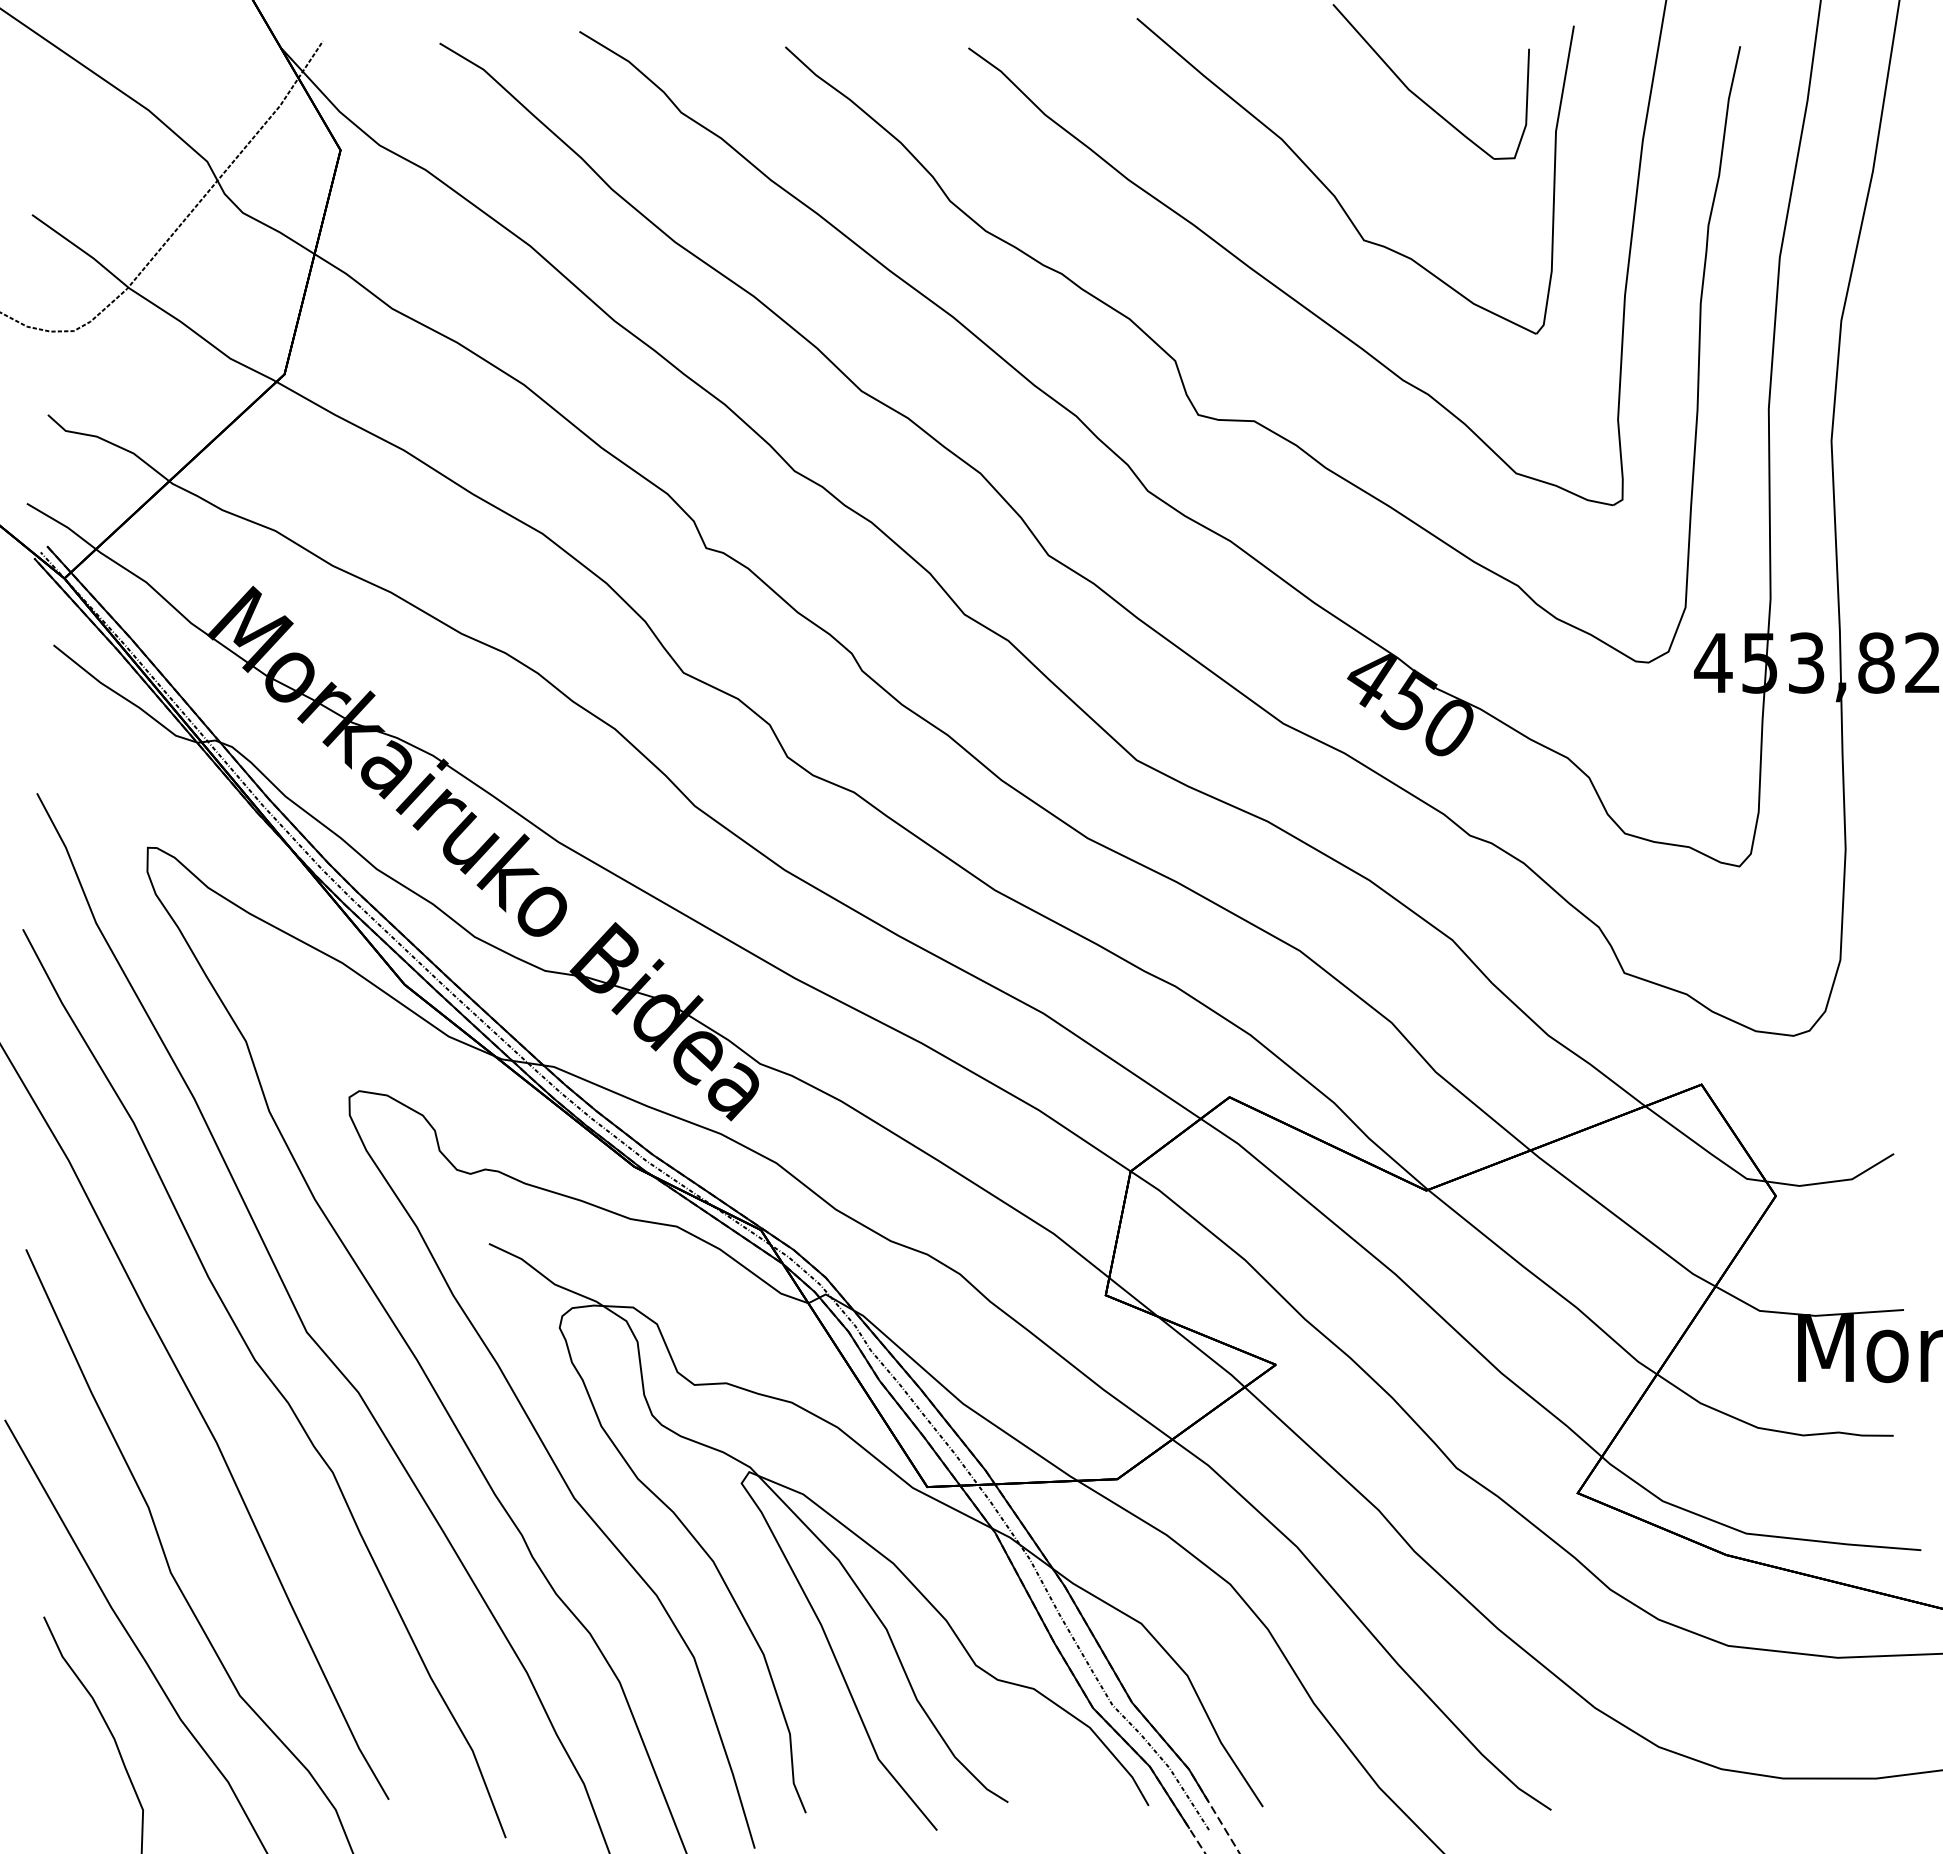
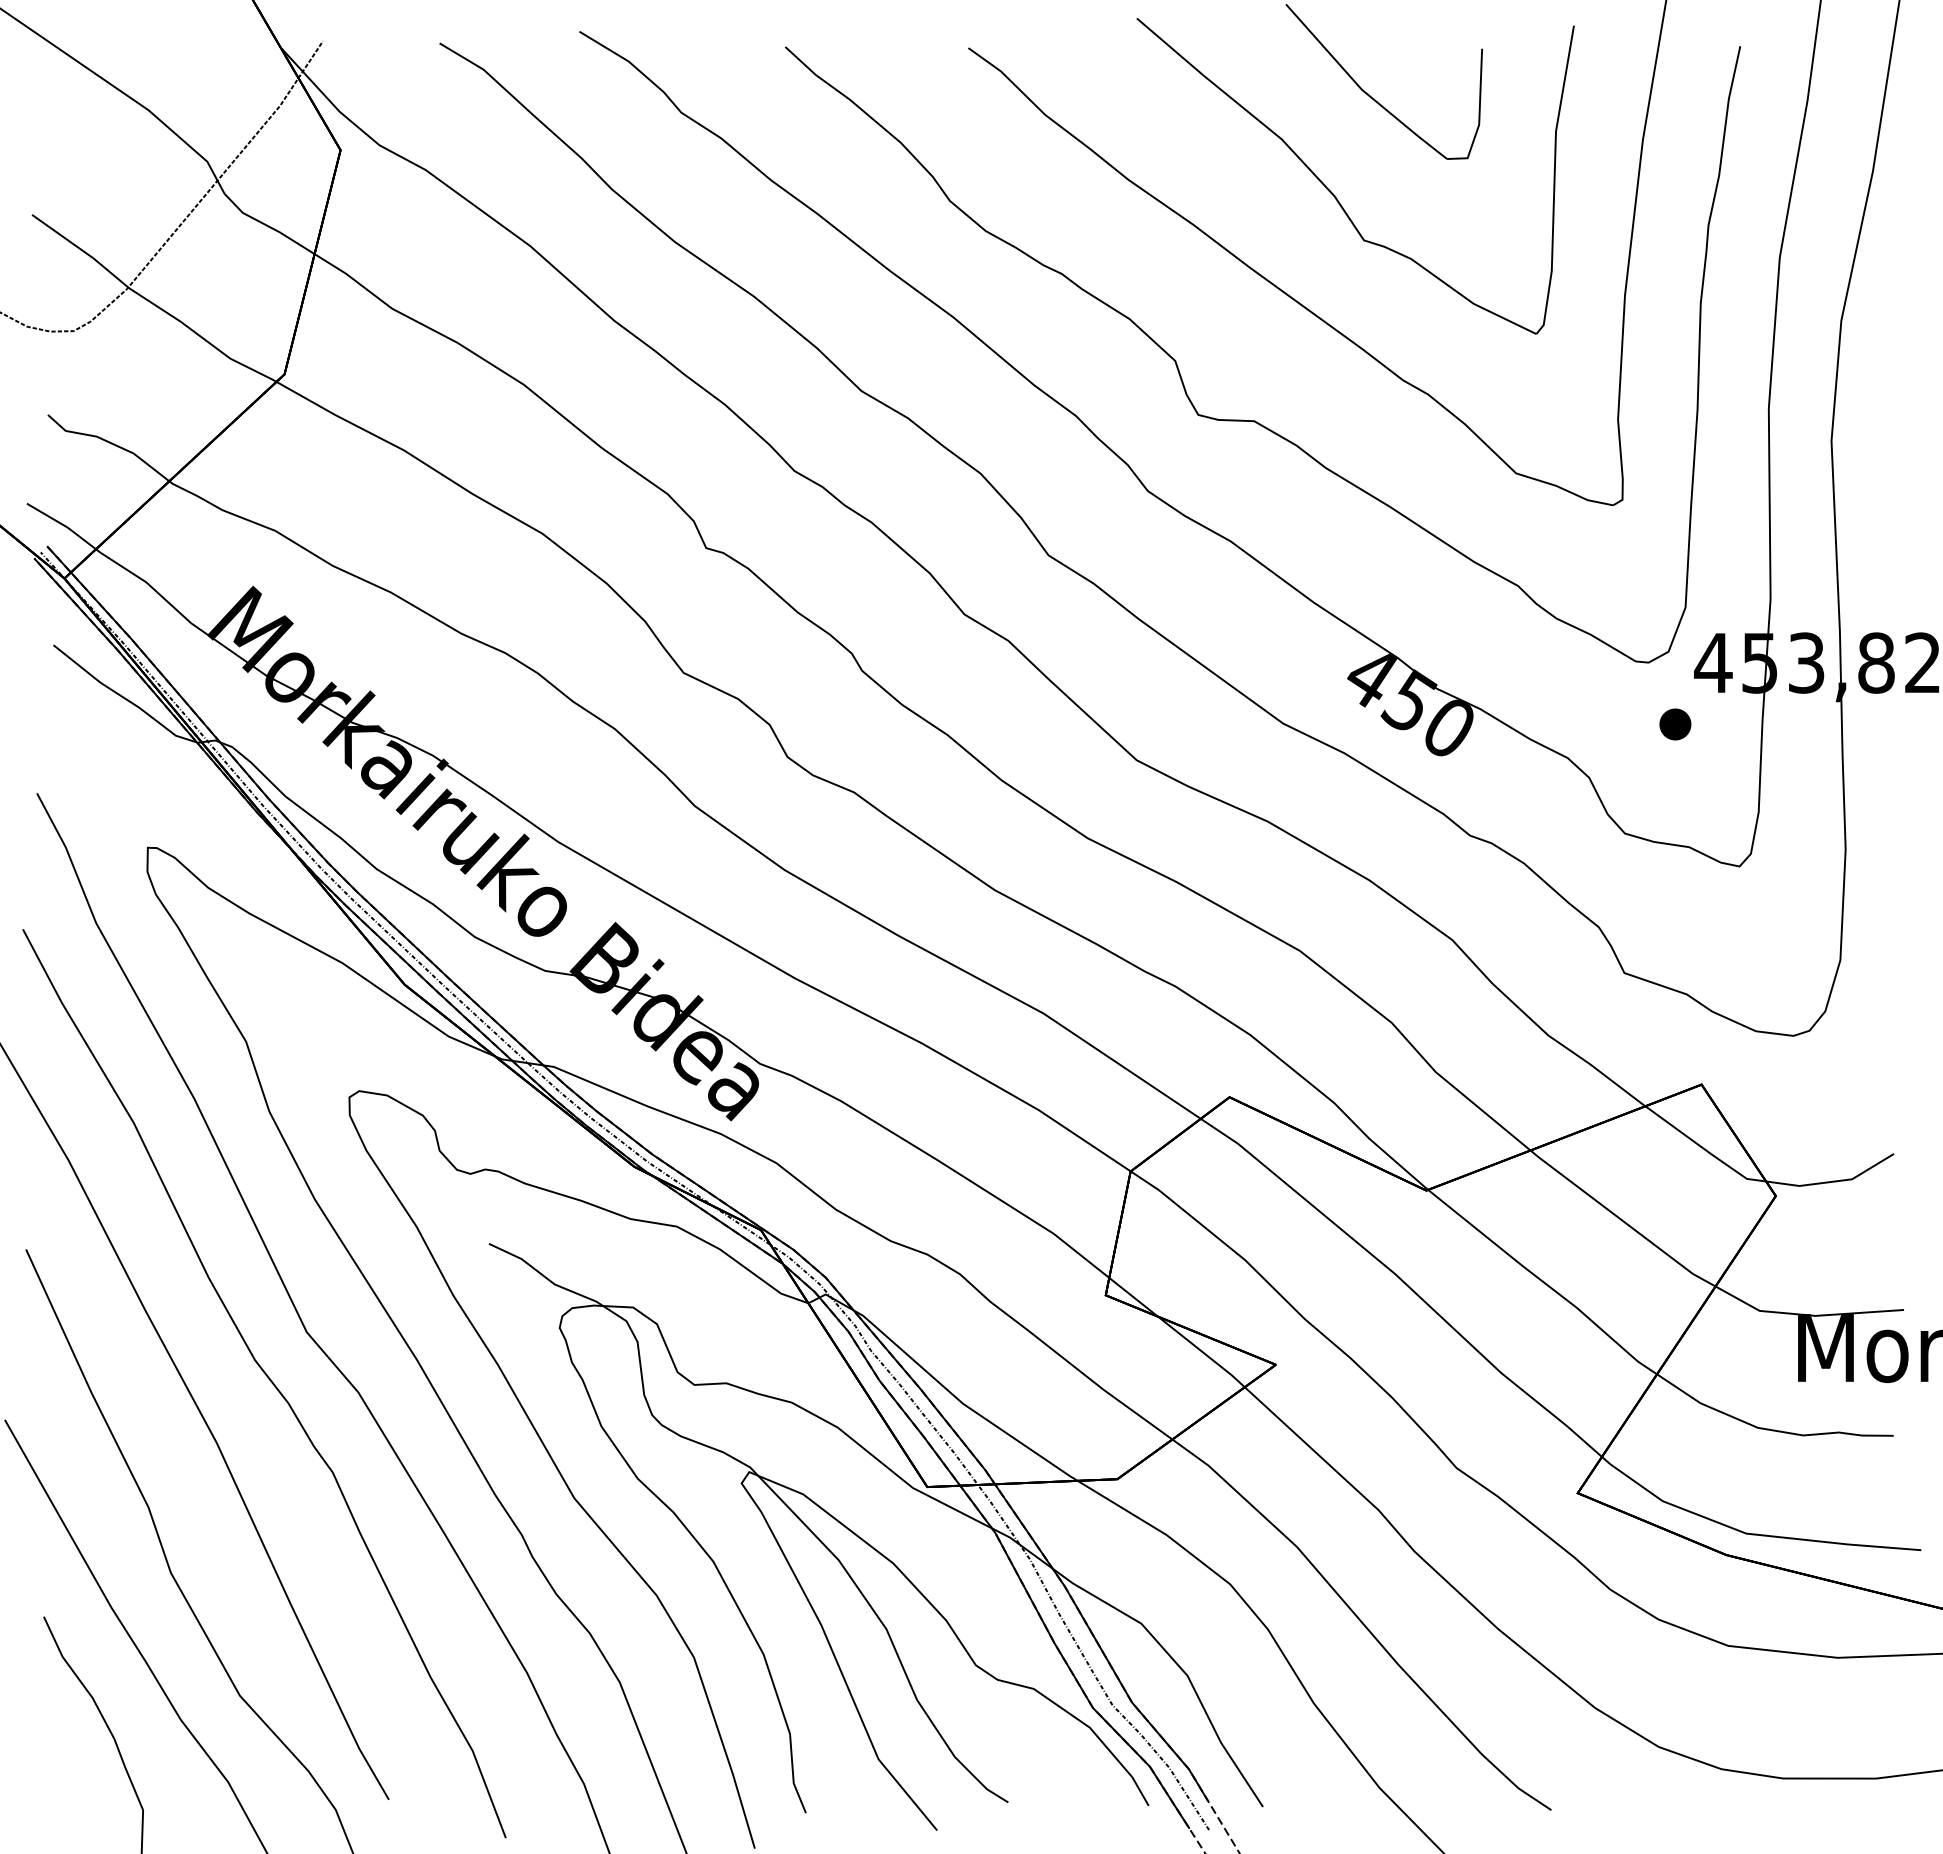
part position: (1416, 94) -> (1369, 94) (1369, 94)
part: none -> present (1675, 724)
